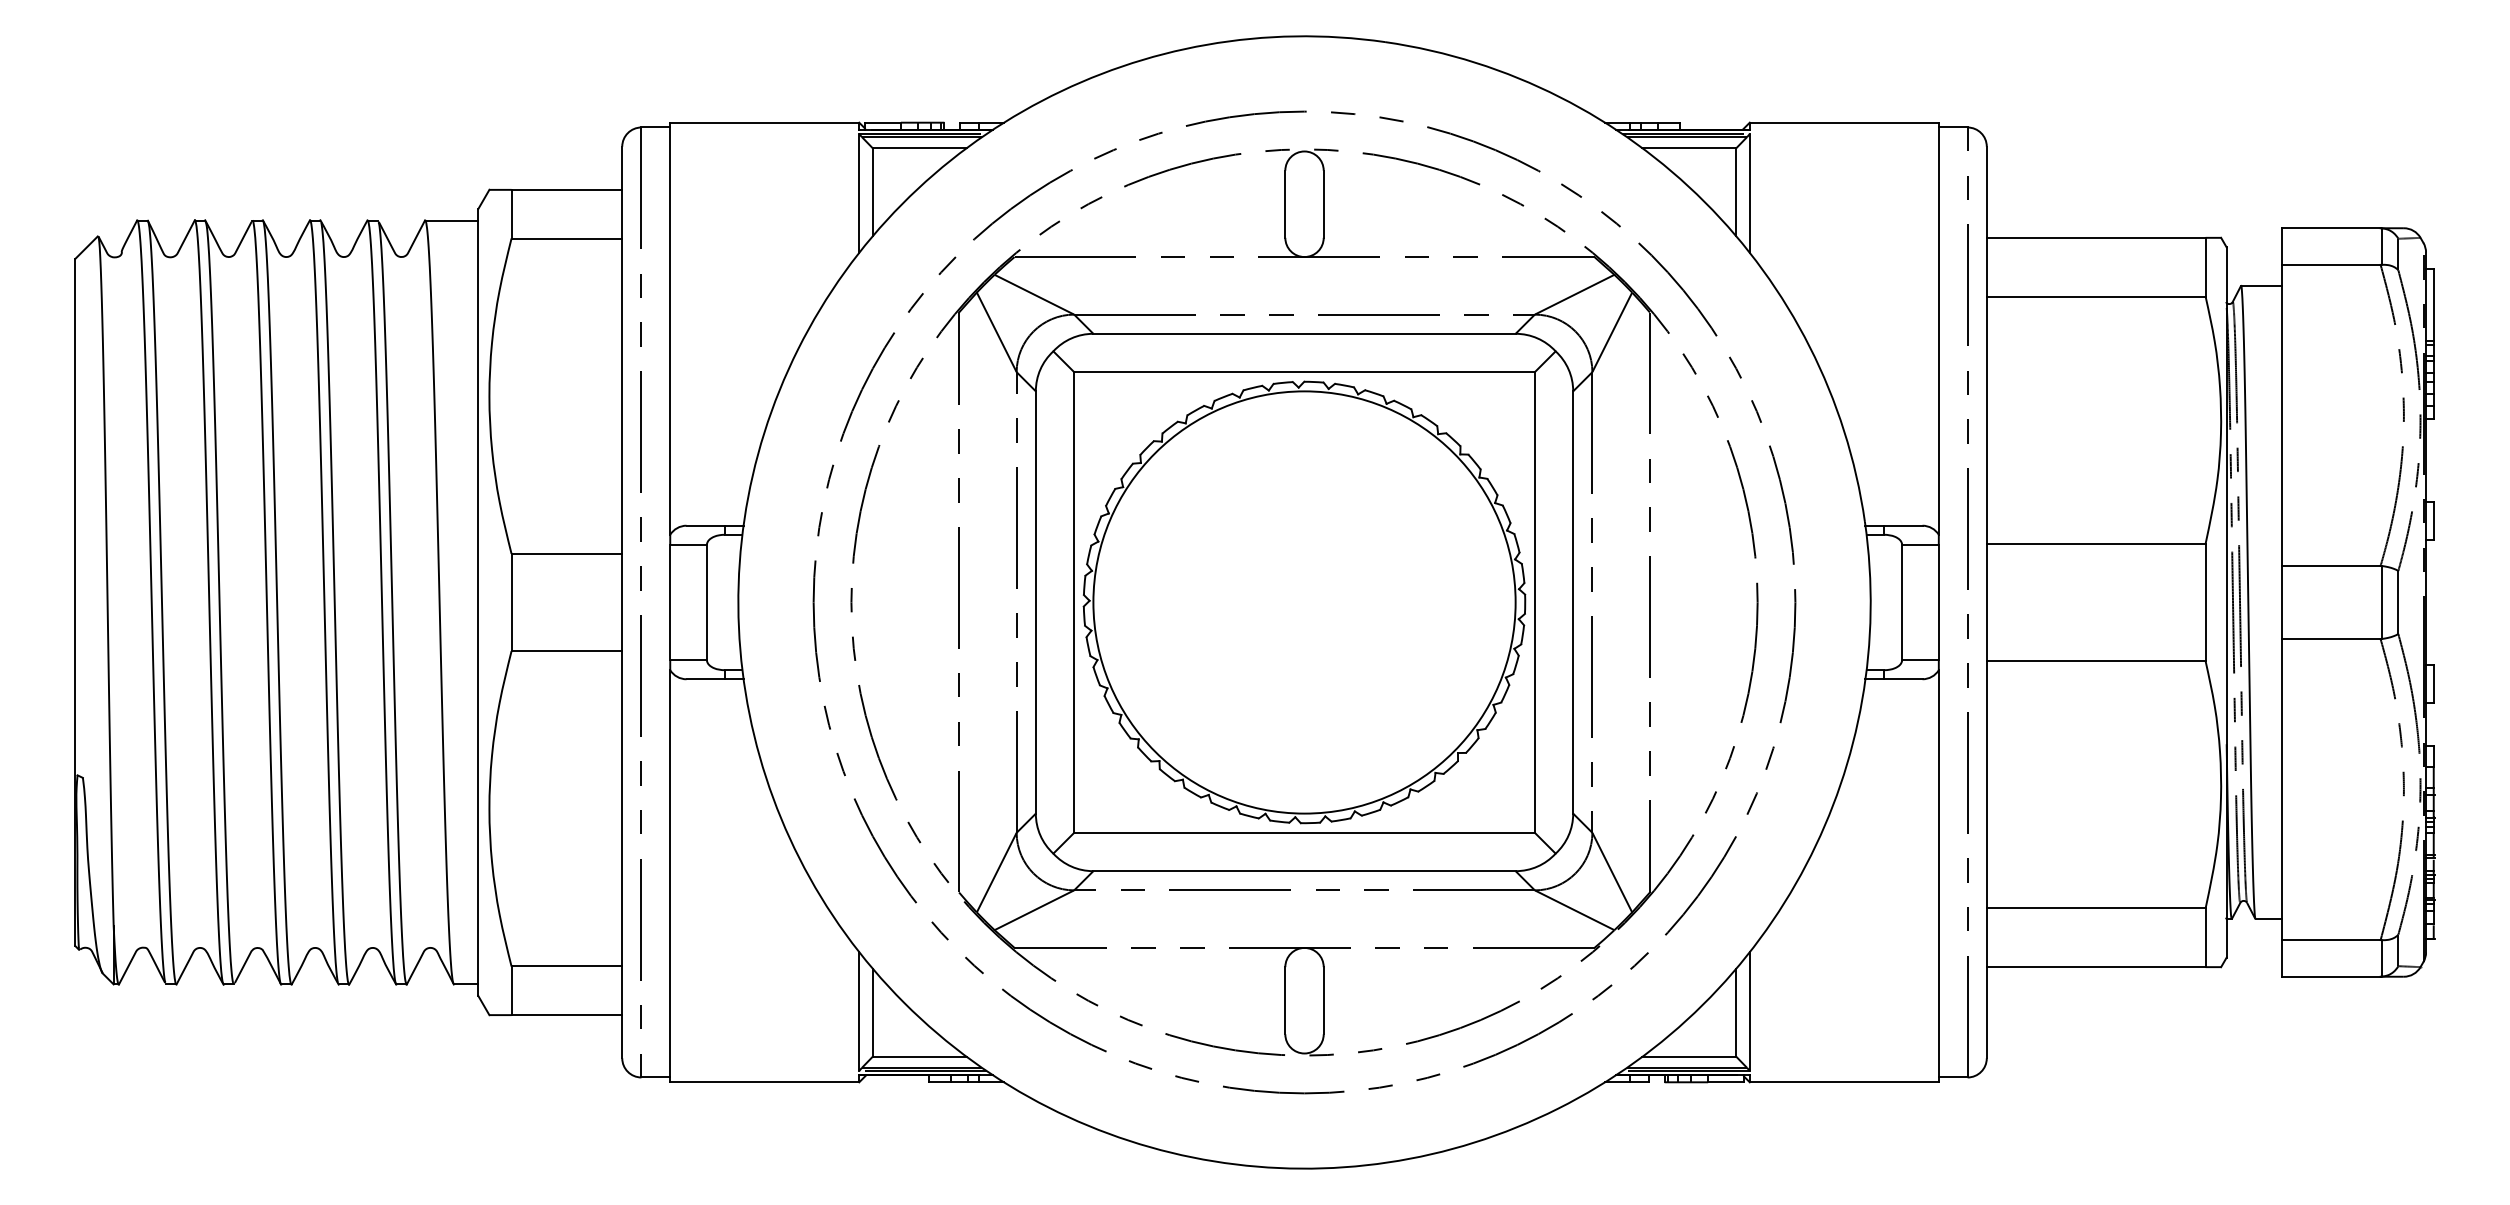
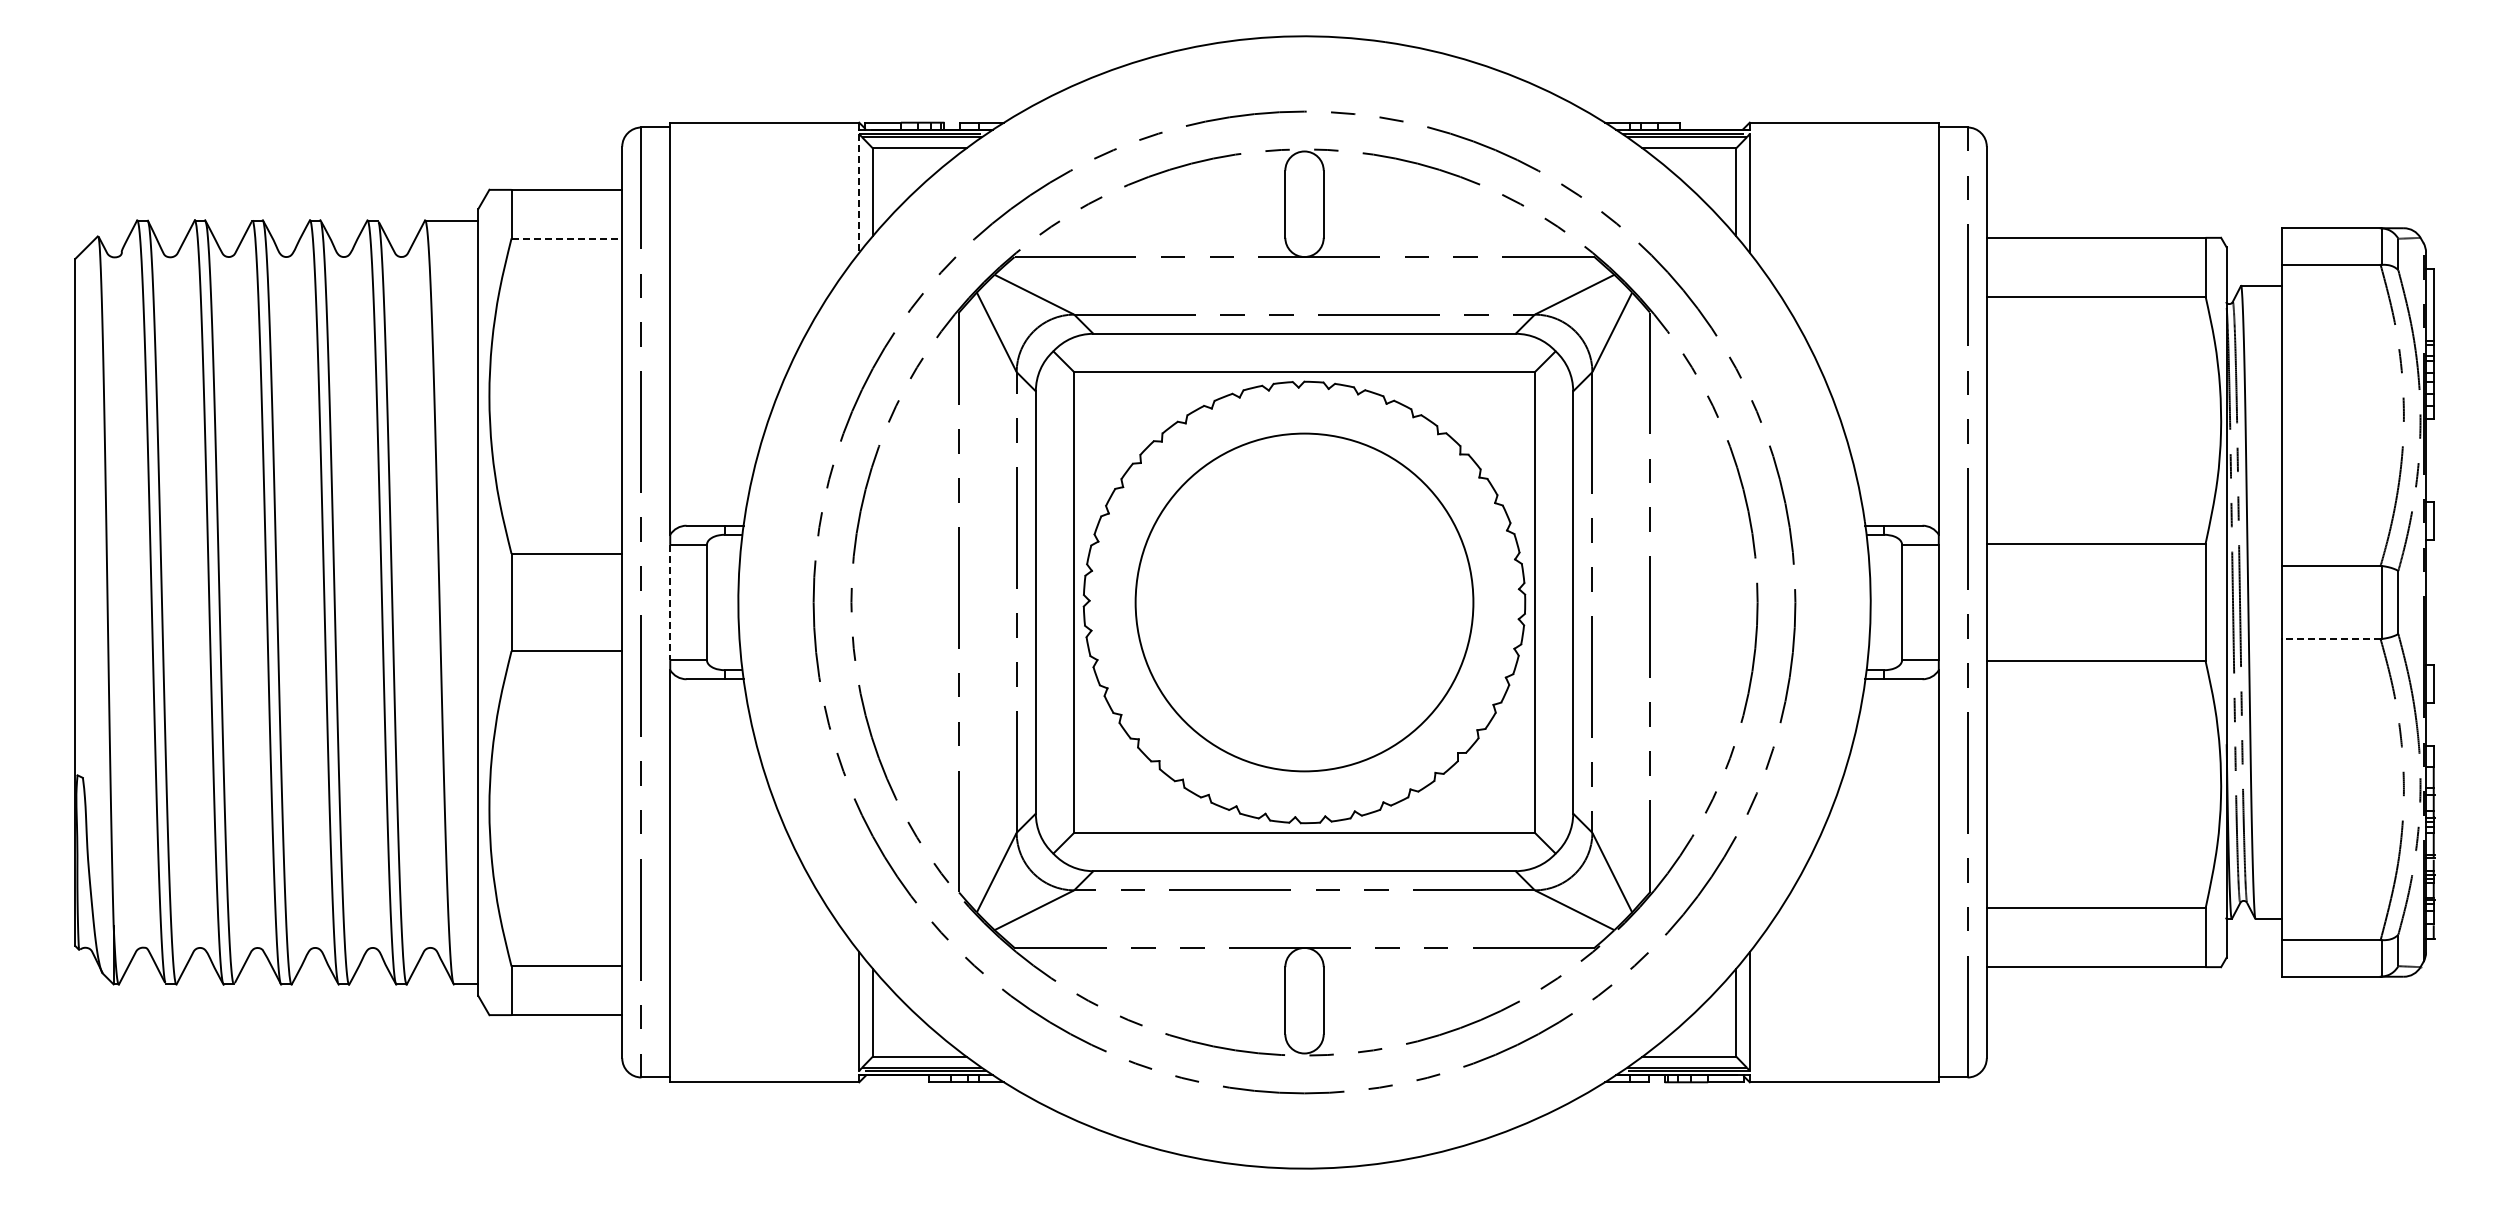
line: solid -> dashed (859, 193)
line: solid -> dashed (567, 238)
line: solid -> dashed (670, 602)
circle diameter: 422 px -> 338 px (1304, 602)
line: solid -> dashed (2330, 639)
